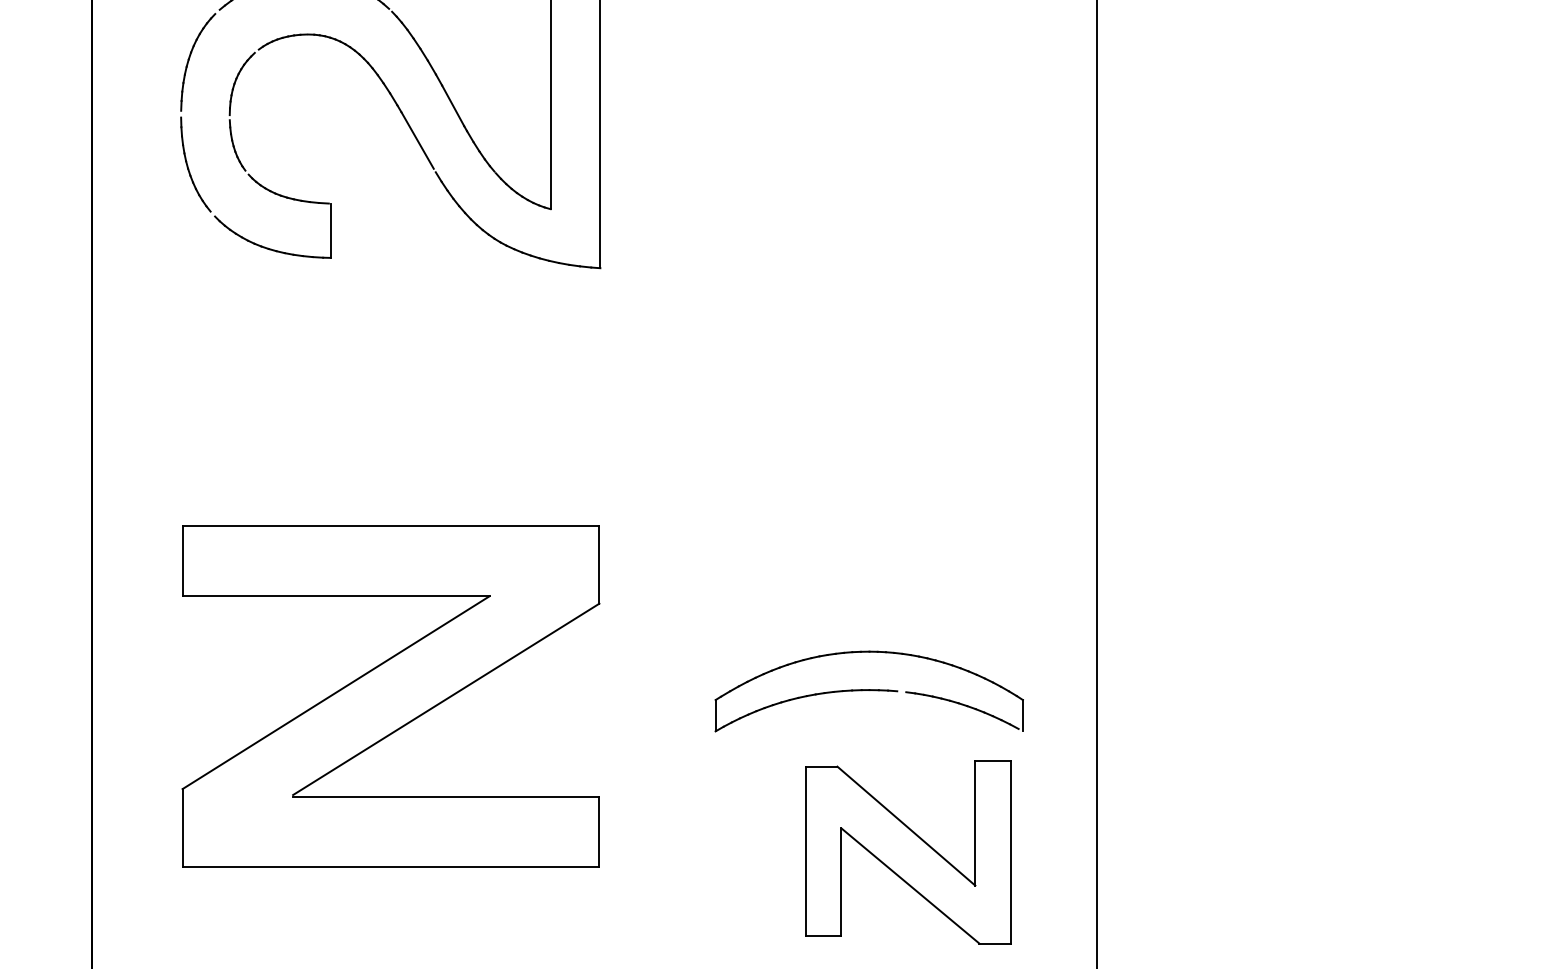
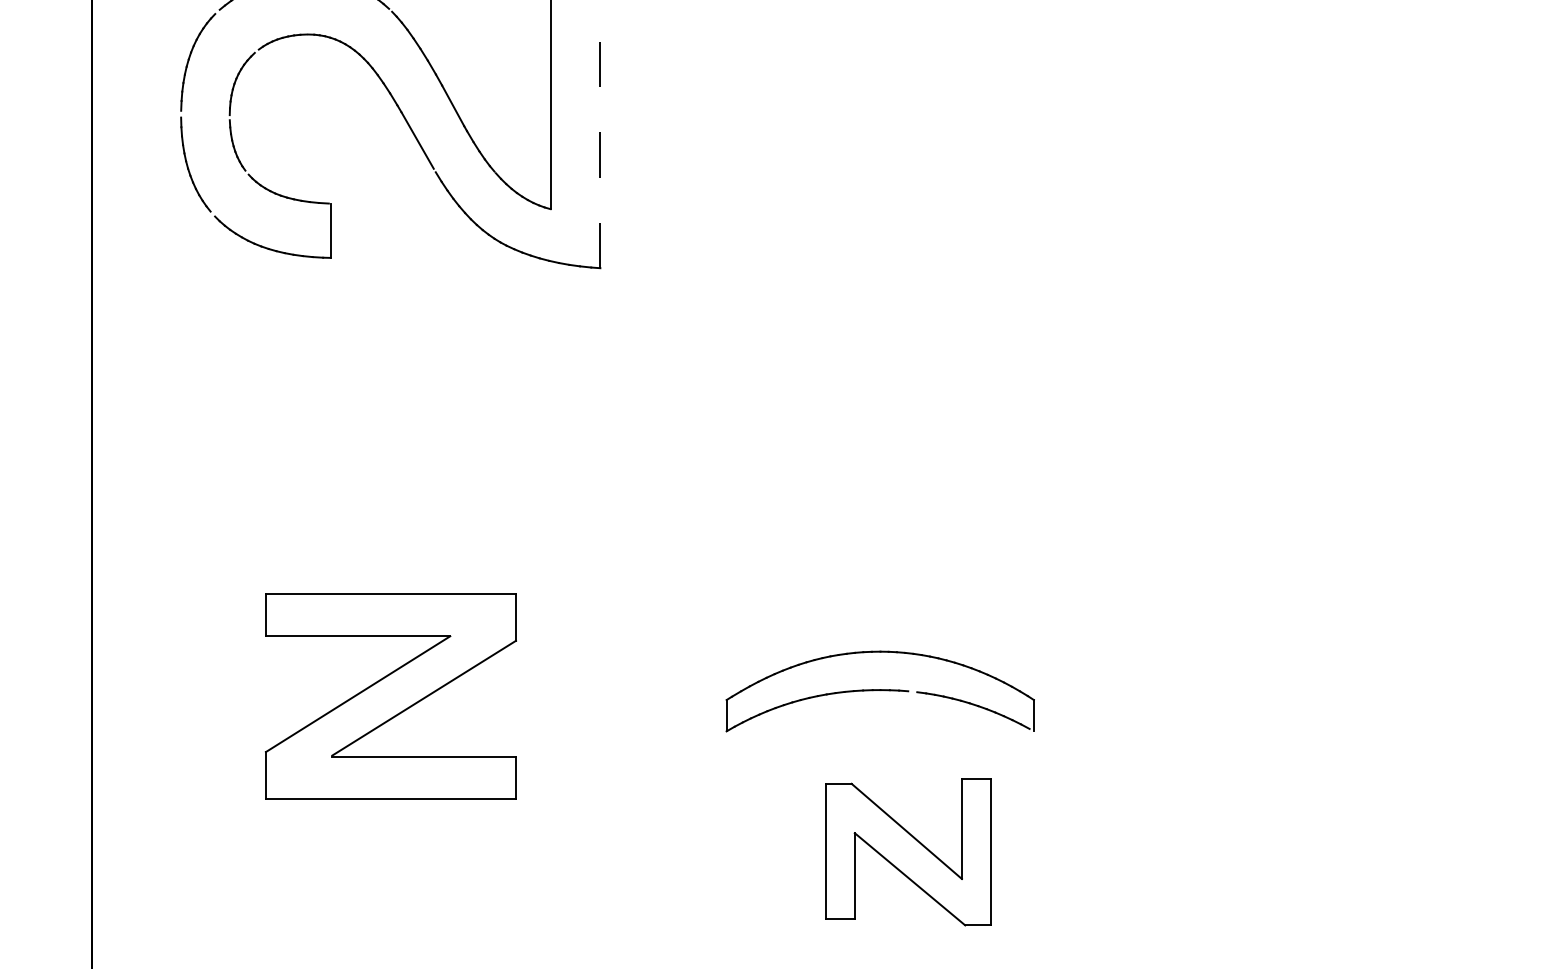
line: solid -> dashed (600, 134)
line: present -> none (1097, 483)
part position: (868, 691) -> (879, 691) (879, 691)
part size: 420x343 px -> 252x207 px (390, 696)
part size: 207x185 px -> 167x149 px (908, 852)
